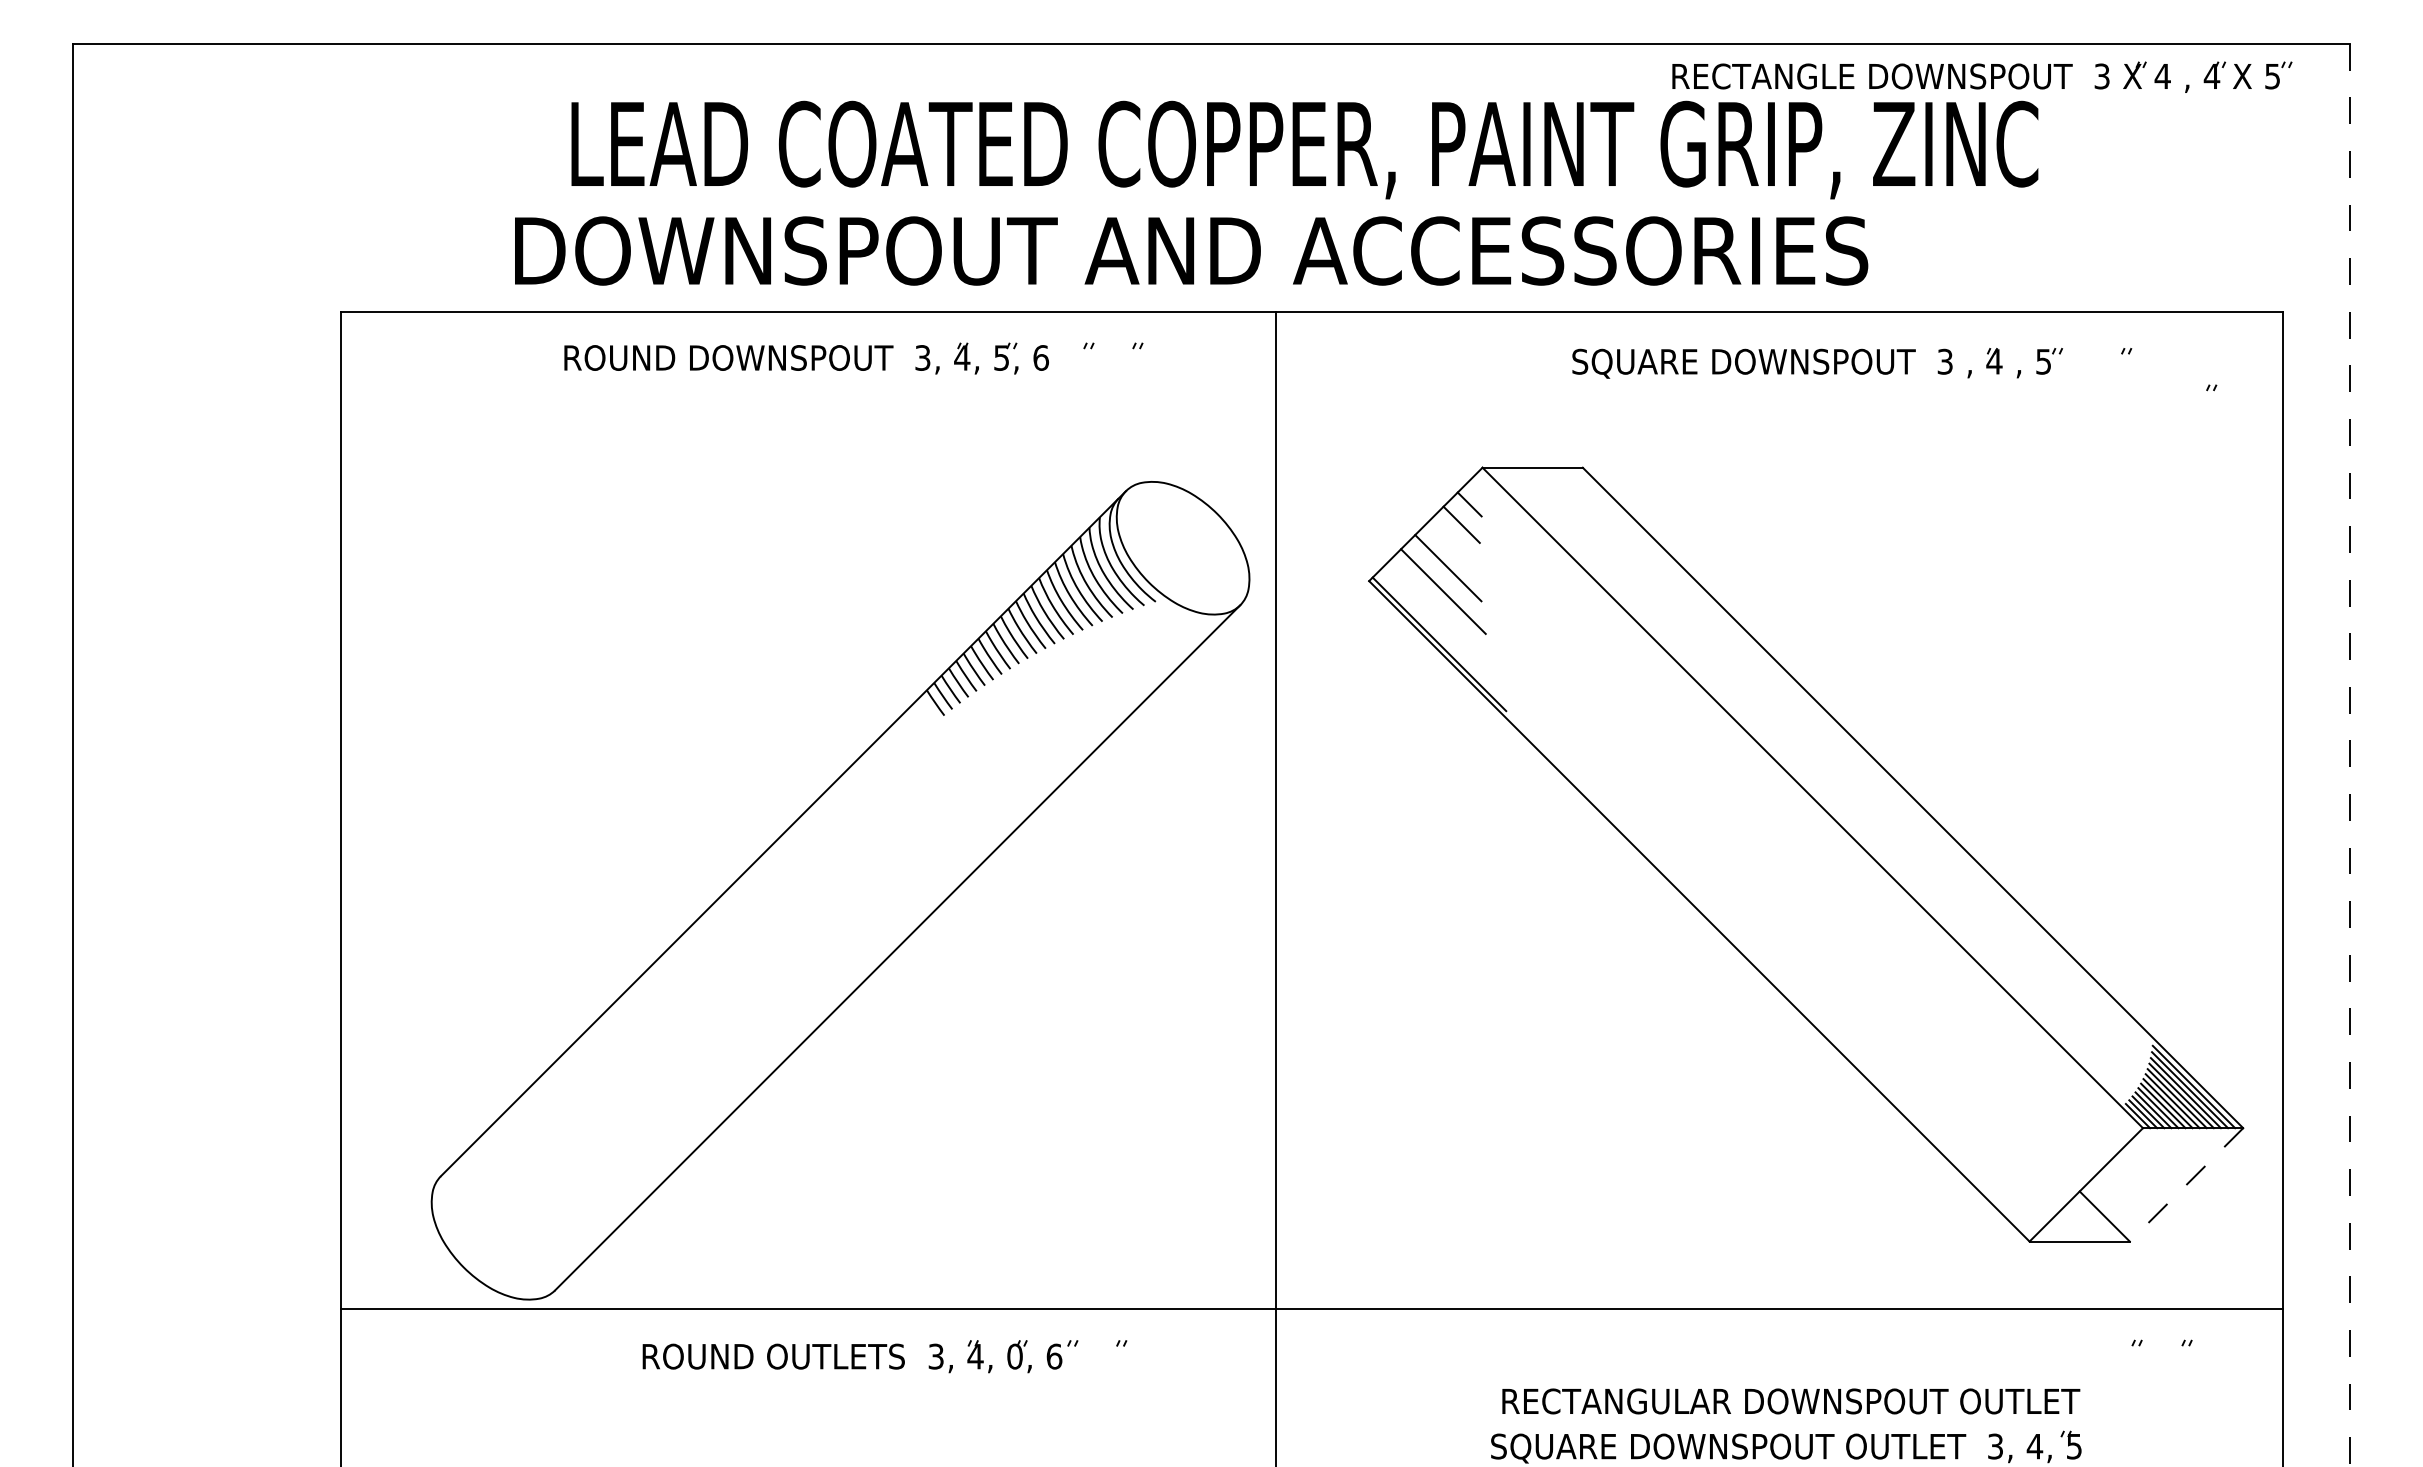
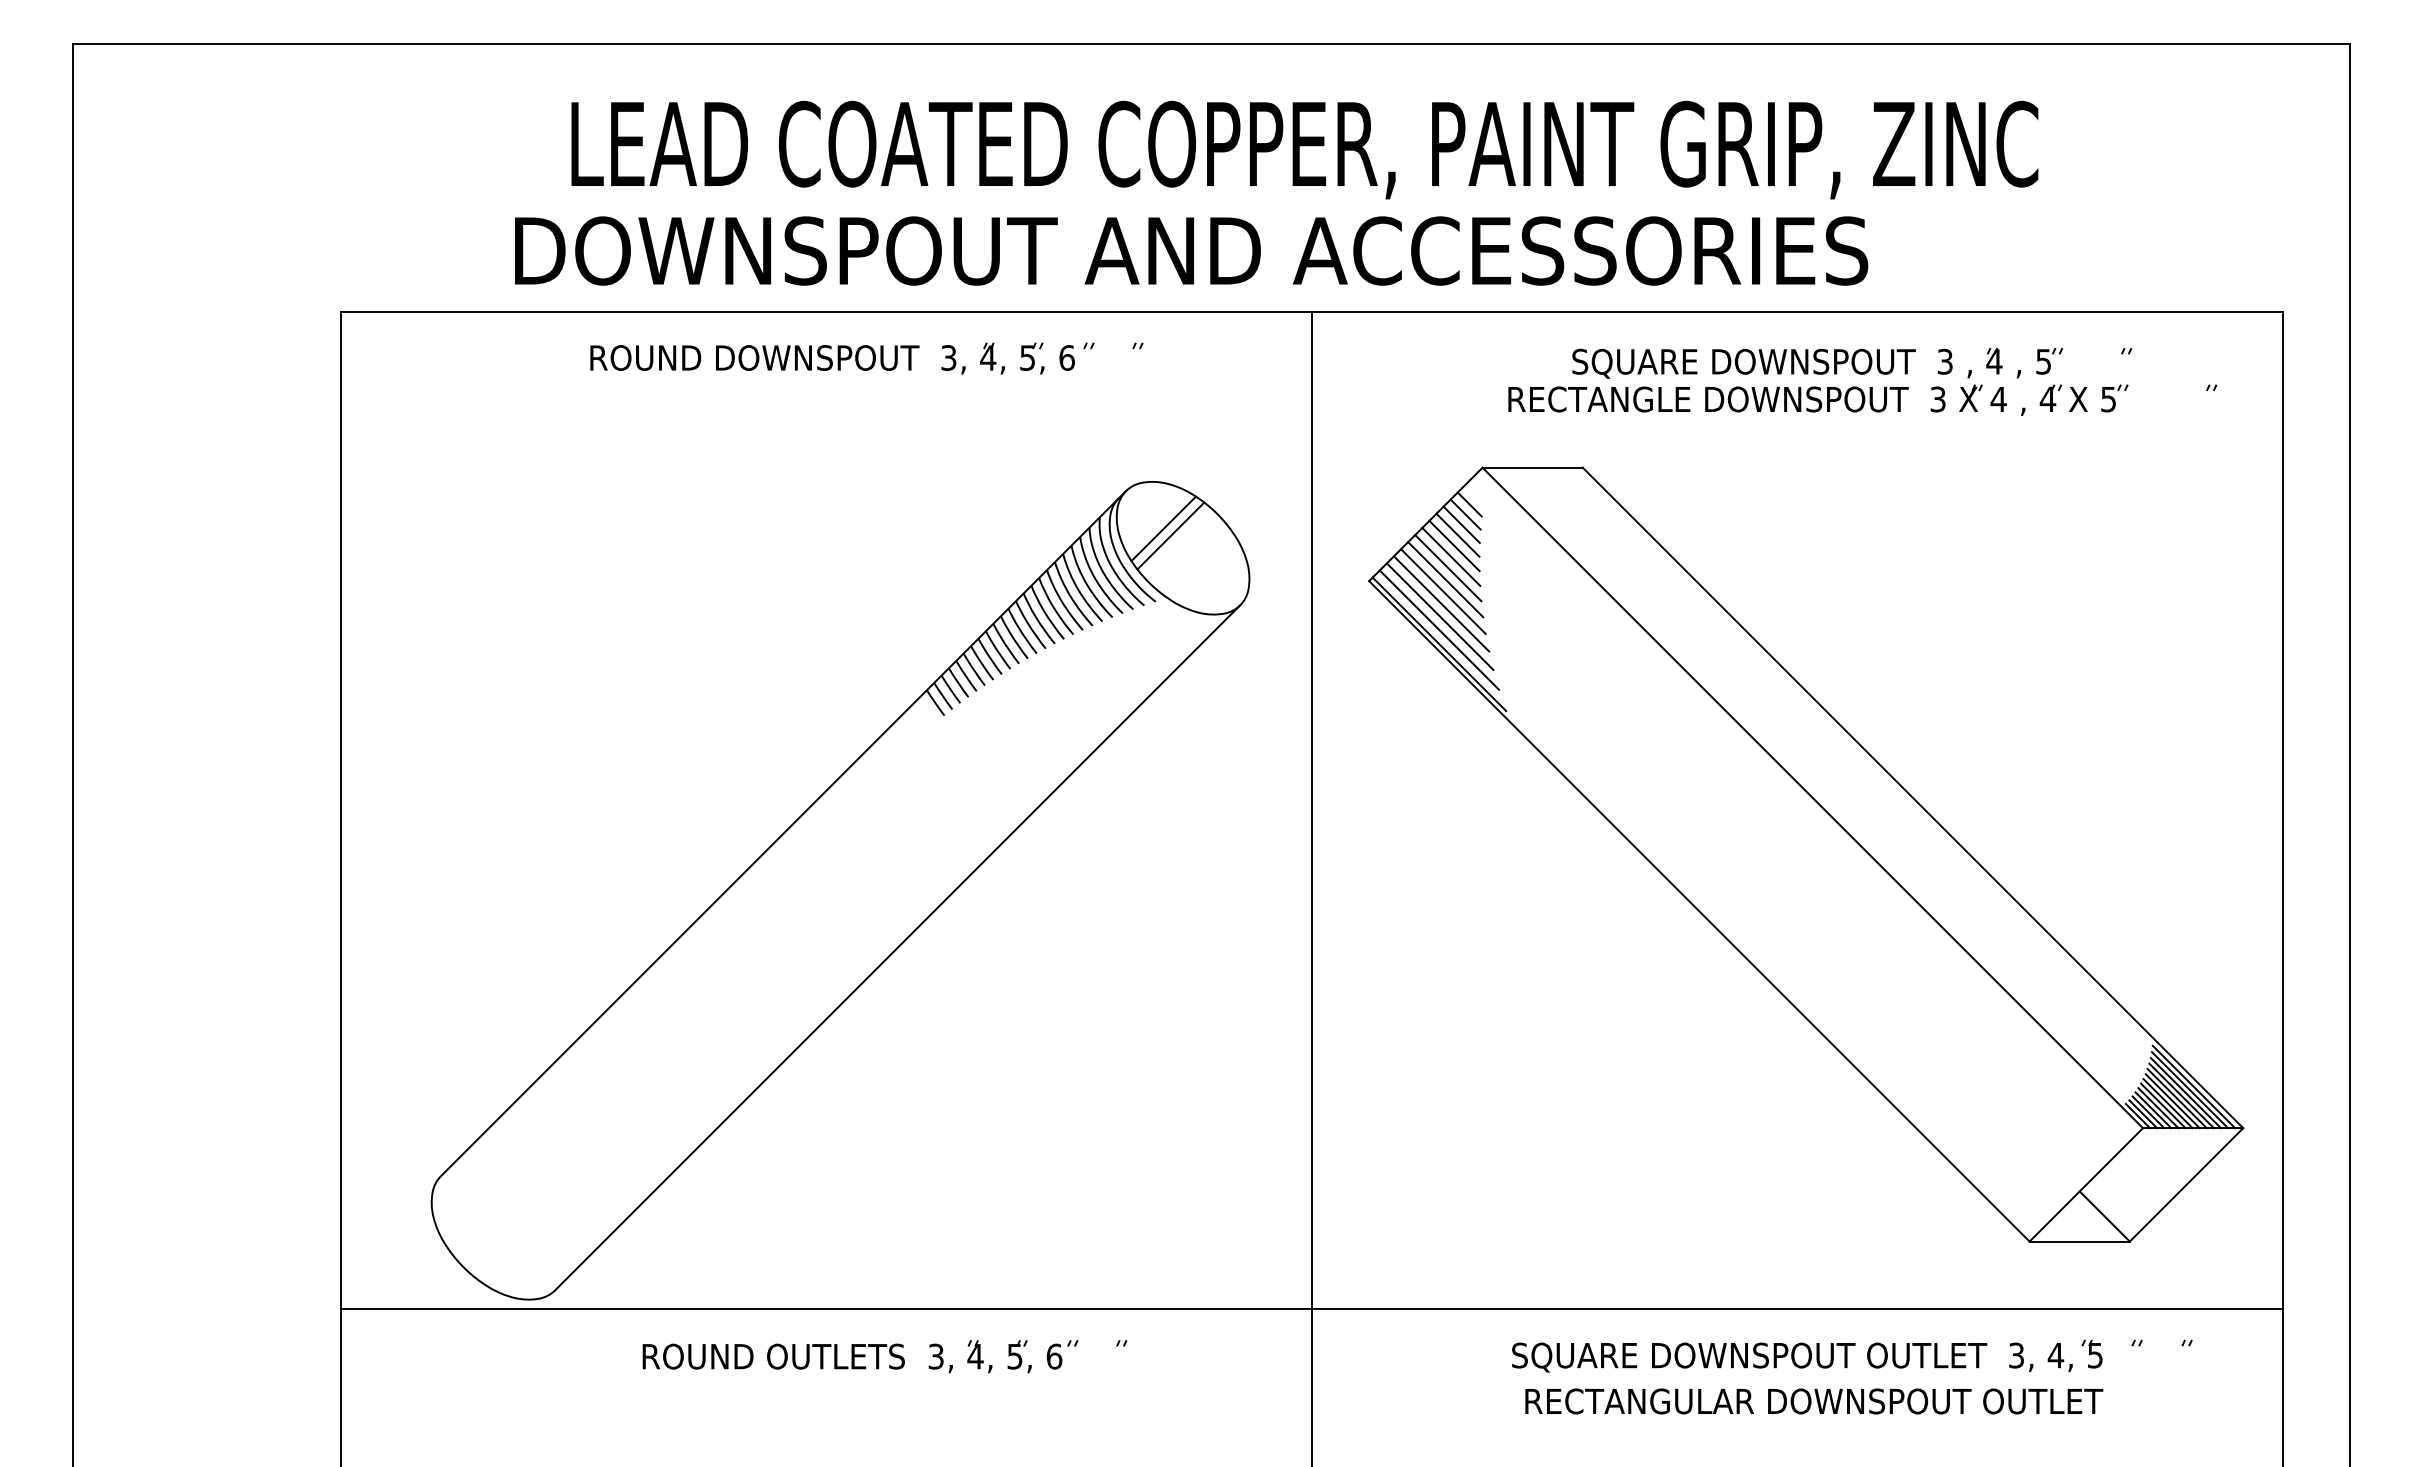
part position: (1982, 76) -> (1818, 399) (1818, 399)
part position: (806, 358) -> (832, 358) (832, 358)
line: none -> present (1465, 514)
line: none -> present (1163, 528)
line: none -> present (1457, 534)
line: none -> present (1170, 535)
line: none -> present (1454, 545)
line: none -> present (1451, 556)
line: none -> present (1445, 579)
line: none -> present (1441, 603)
line: none -> present (1439, 616)
line: none -> present (1439, 629)
line: dashed -> solid (2350, 755)
line position: (1275, 887) -> (1311, 887) (1311, 887)
line: dashed -> solid (2186, 1185)
text: 0, -> 5, (1014, 1356)
text position: (1791, 1401) -> (1814, 1401) (1814, 1401)
part position: (1786, 1446) -> (1807, 1355) (1807, 1355)
